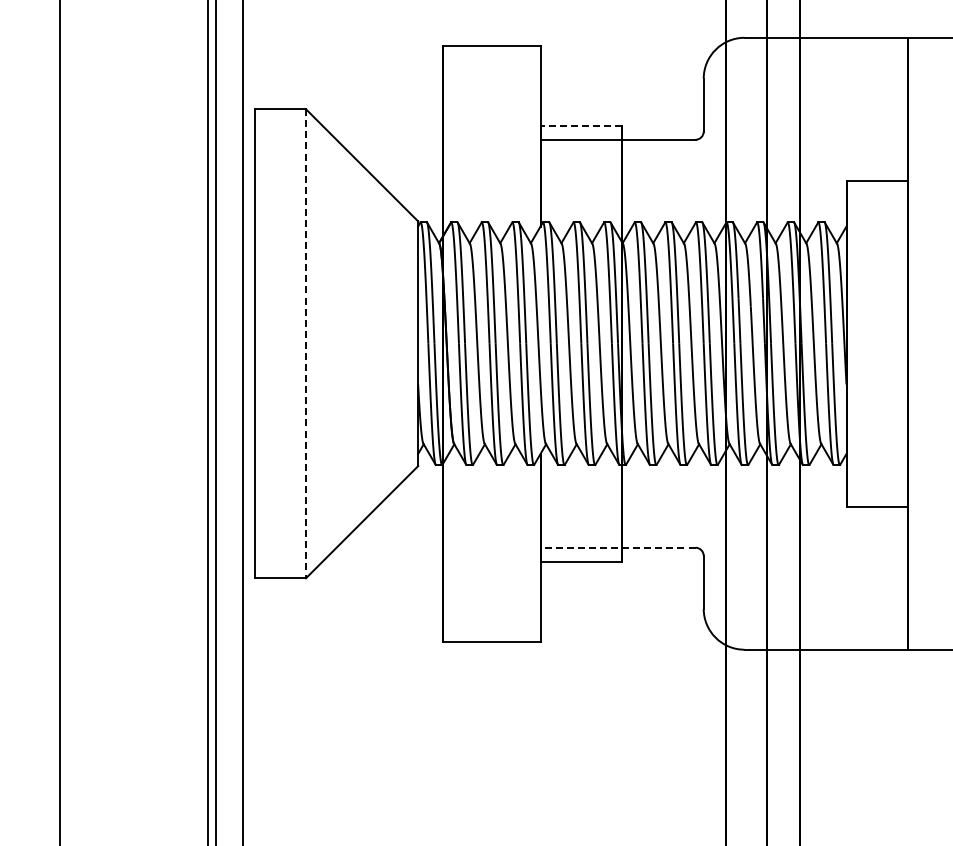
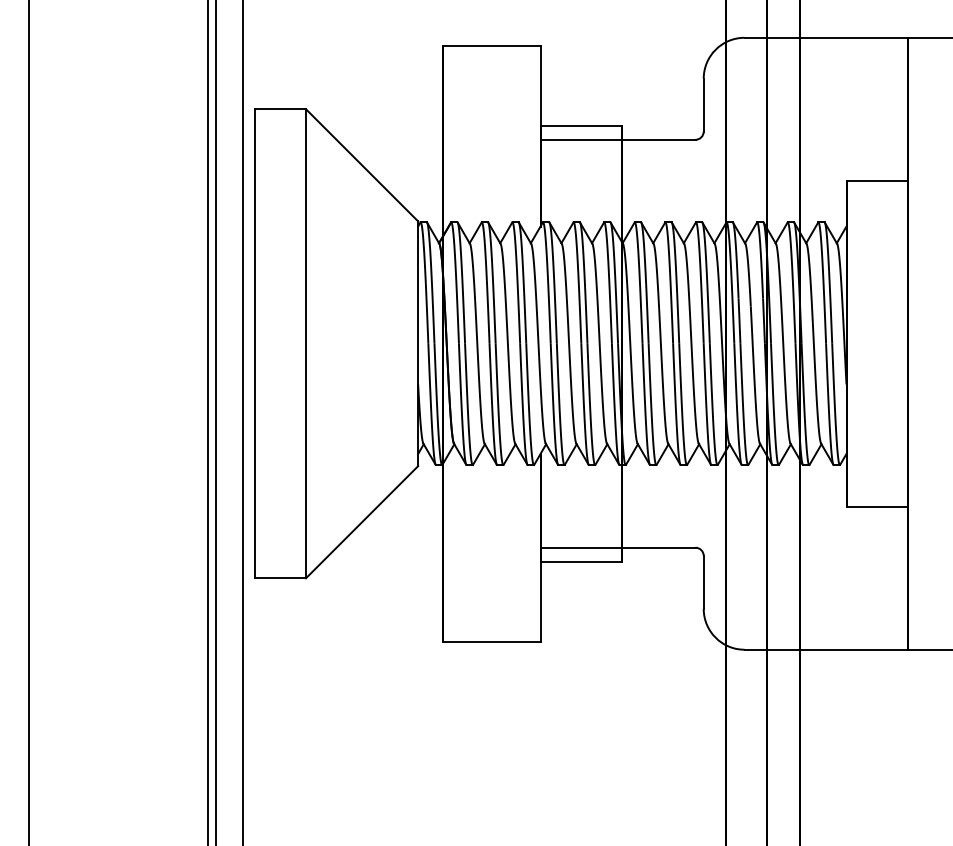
line: dashed -> solid (581, 125)
line: dashed -> solid (305, 343)
line position: (59, 422) -> (28, 422) (28, 422)
line: dashed -> solid (618, 547)
